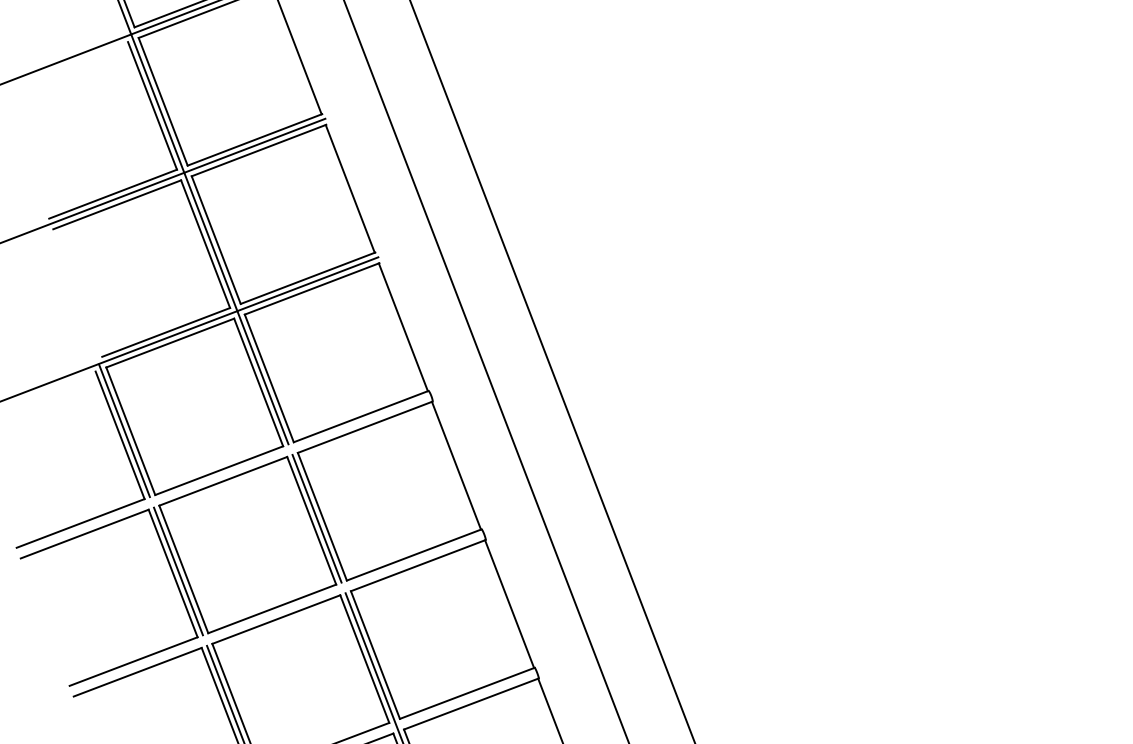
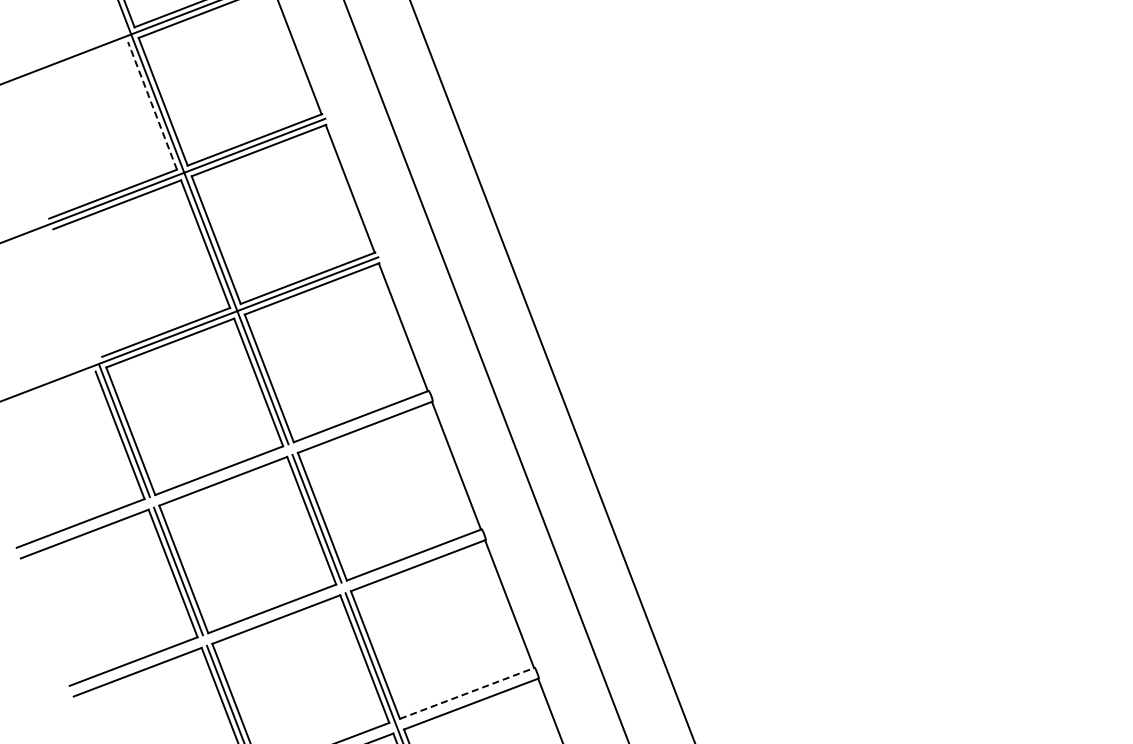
line: solid -> dashed (152, 105)
line: solid -> dashed (467, 693)
